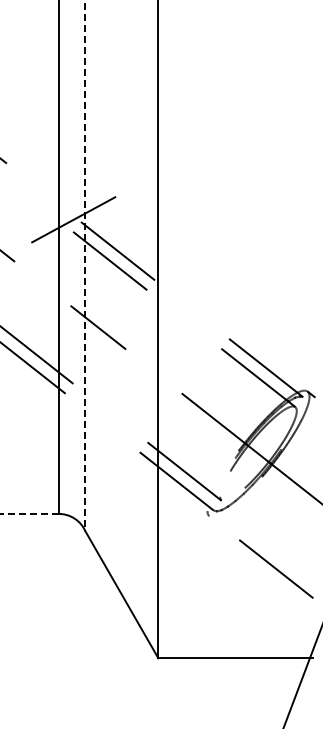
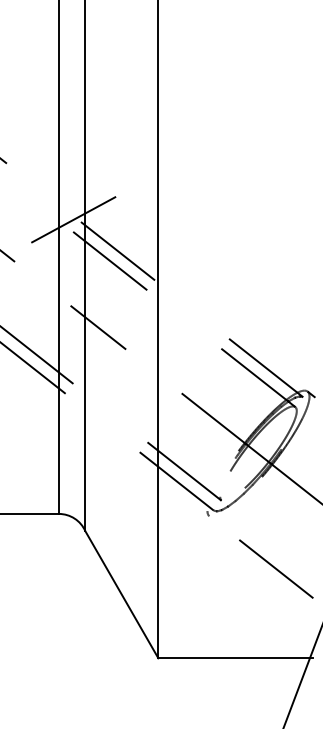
line: dashed -> solid (85, 266)
line: dashed -> solid (29, 513)
